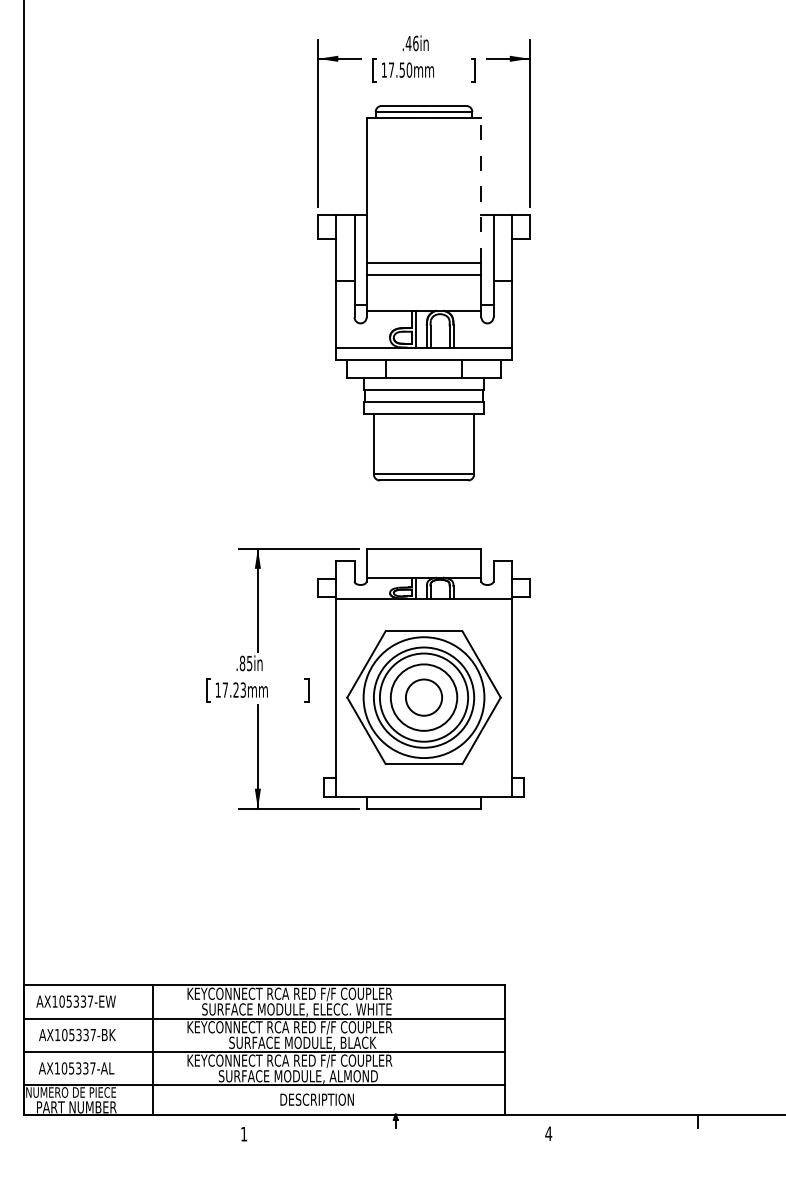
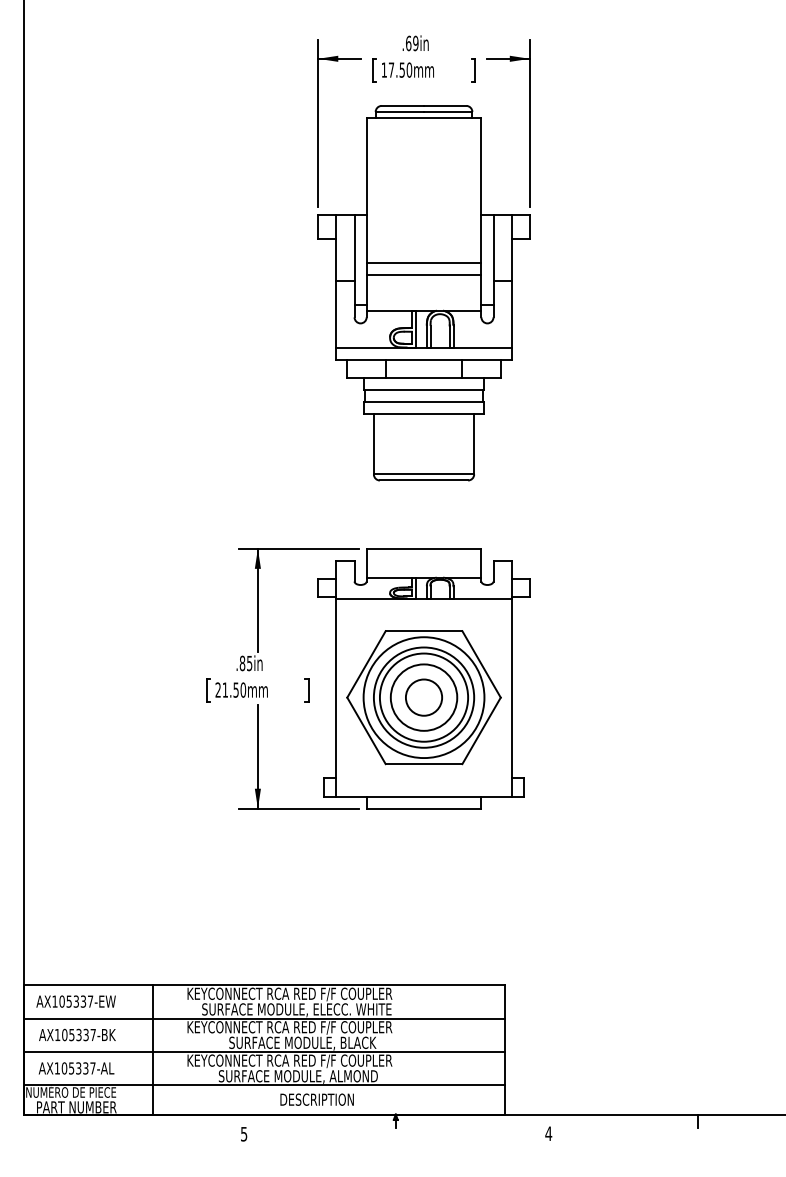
text: .46in -> .69in (411, 43)
line: dashed -> solid (481, 190)
text: 17.23mm -> 21.50mm (230, 689)
text: 1 -> 5 (244, 1134)
